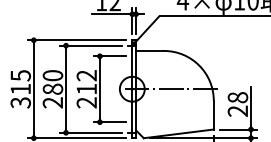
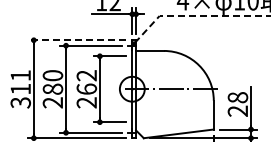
line: solid -> dashed (196, 16)
line: solid -> dashed (76, 40)
text: 315 -> 311 (20, 75)
text: 212 -> 262 (86, 88)
